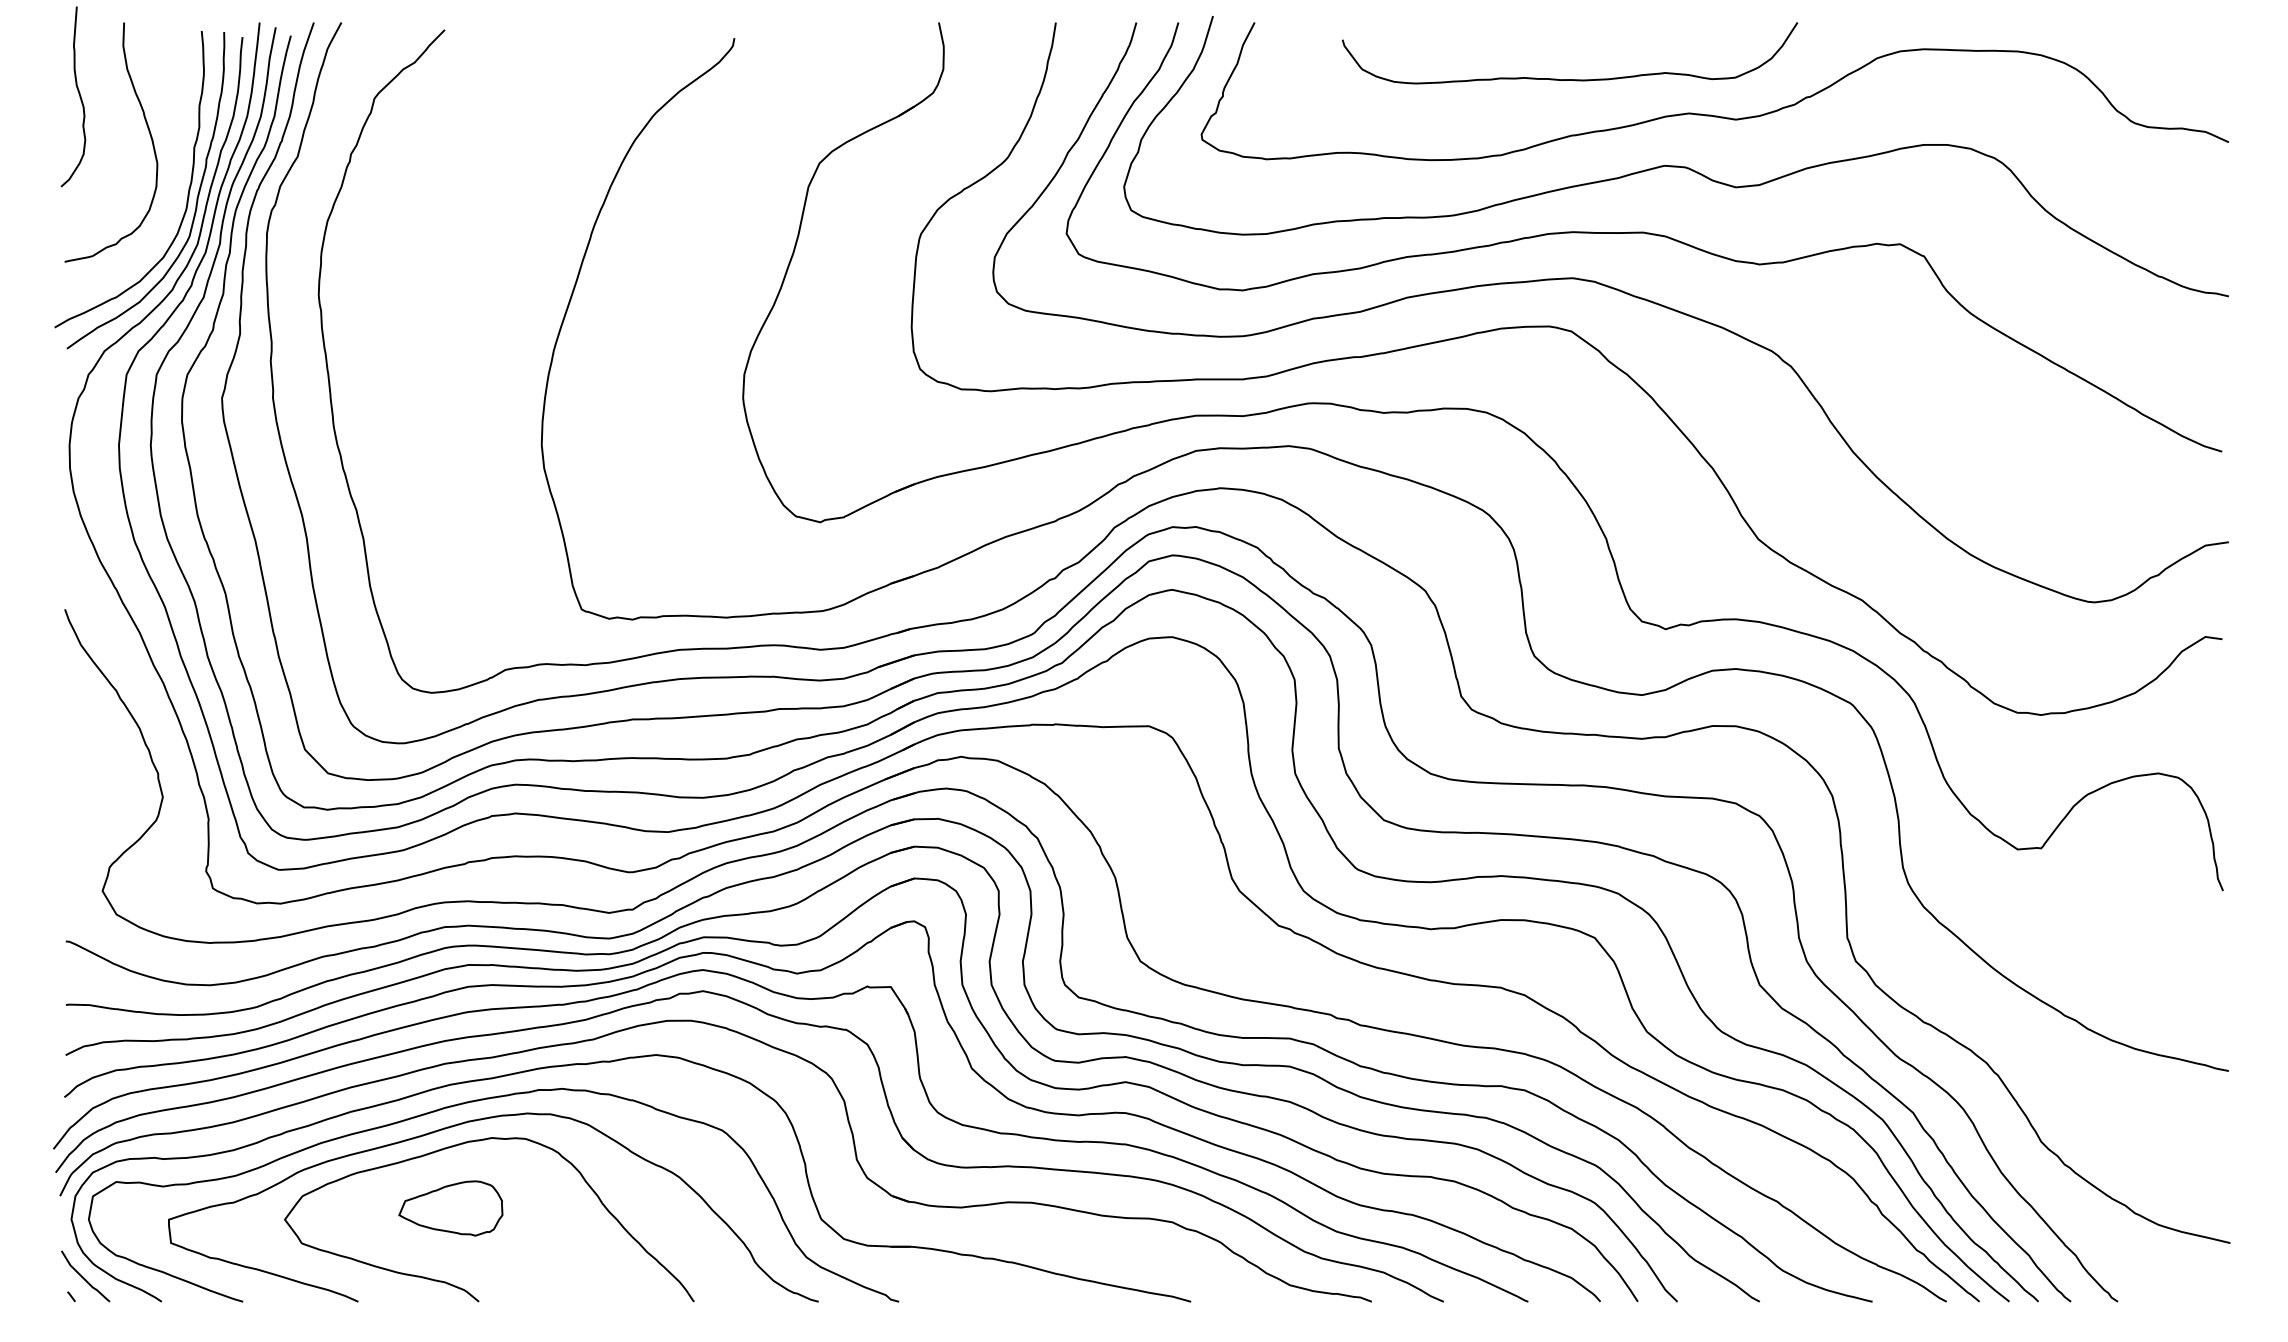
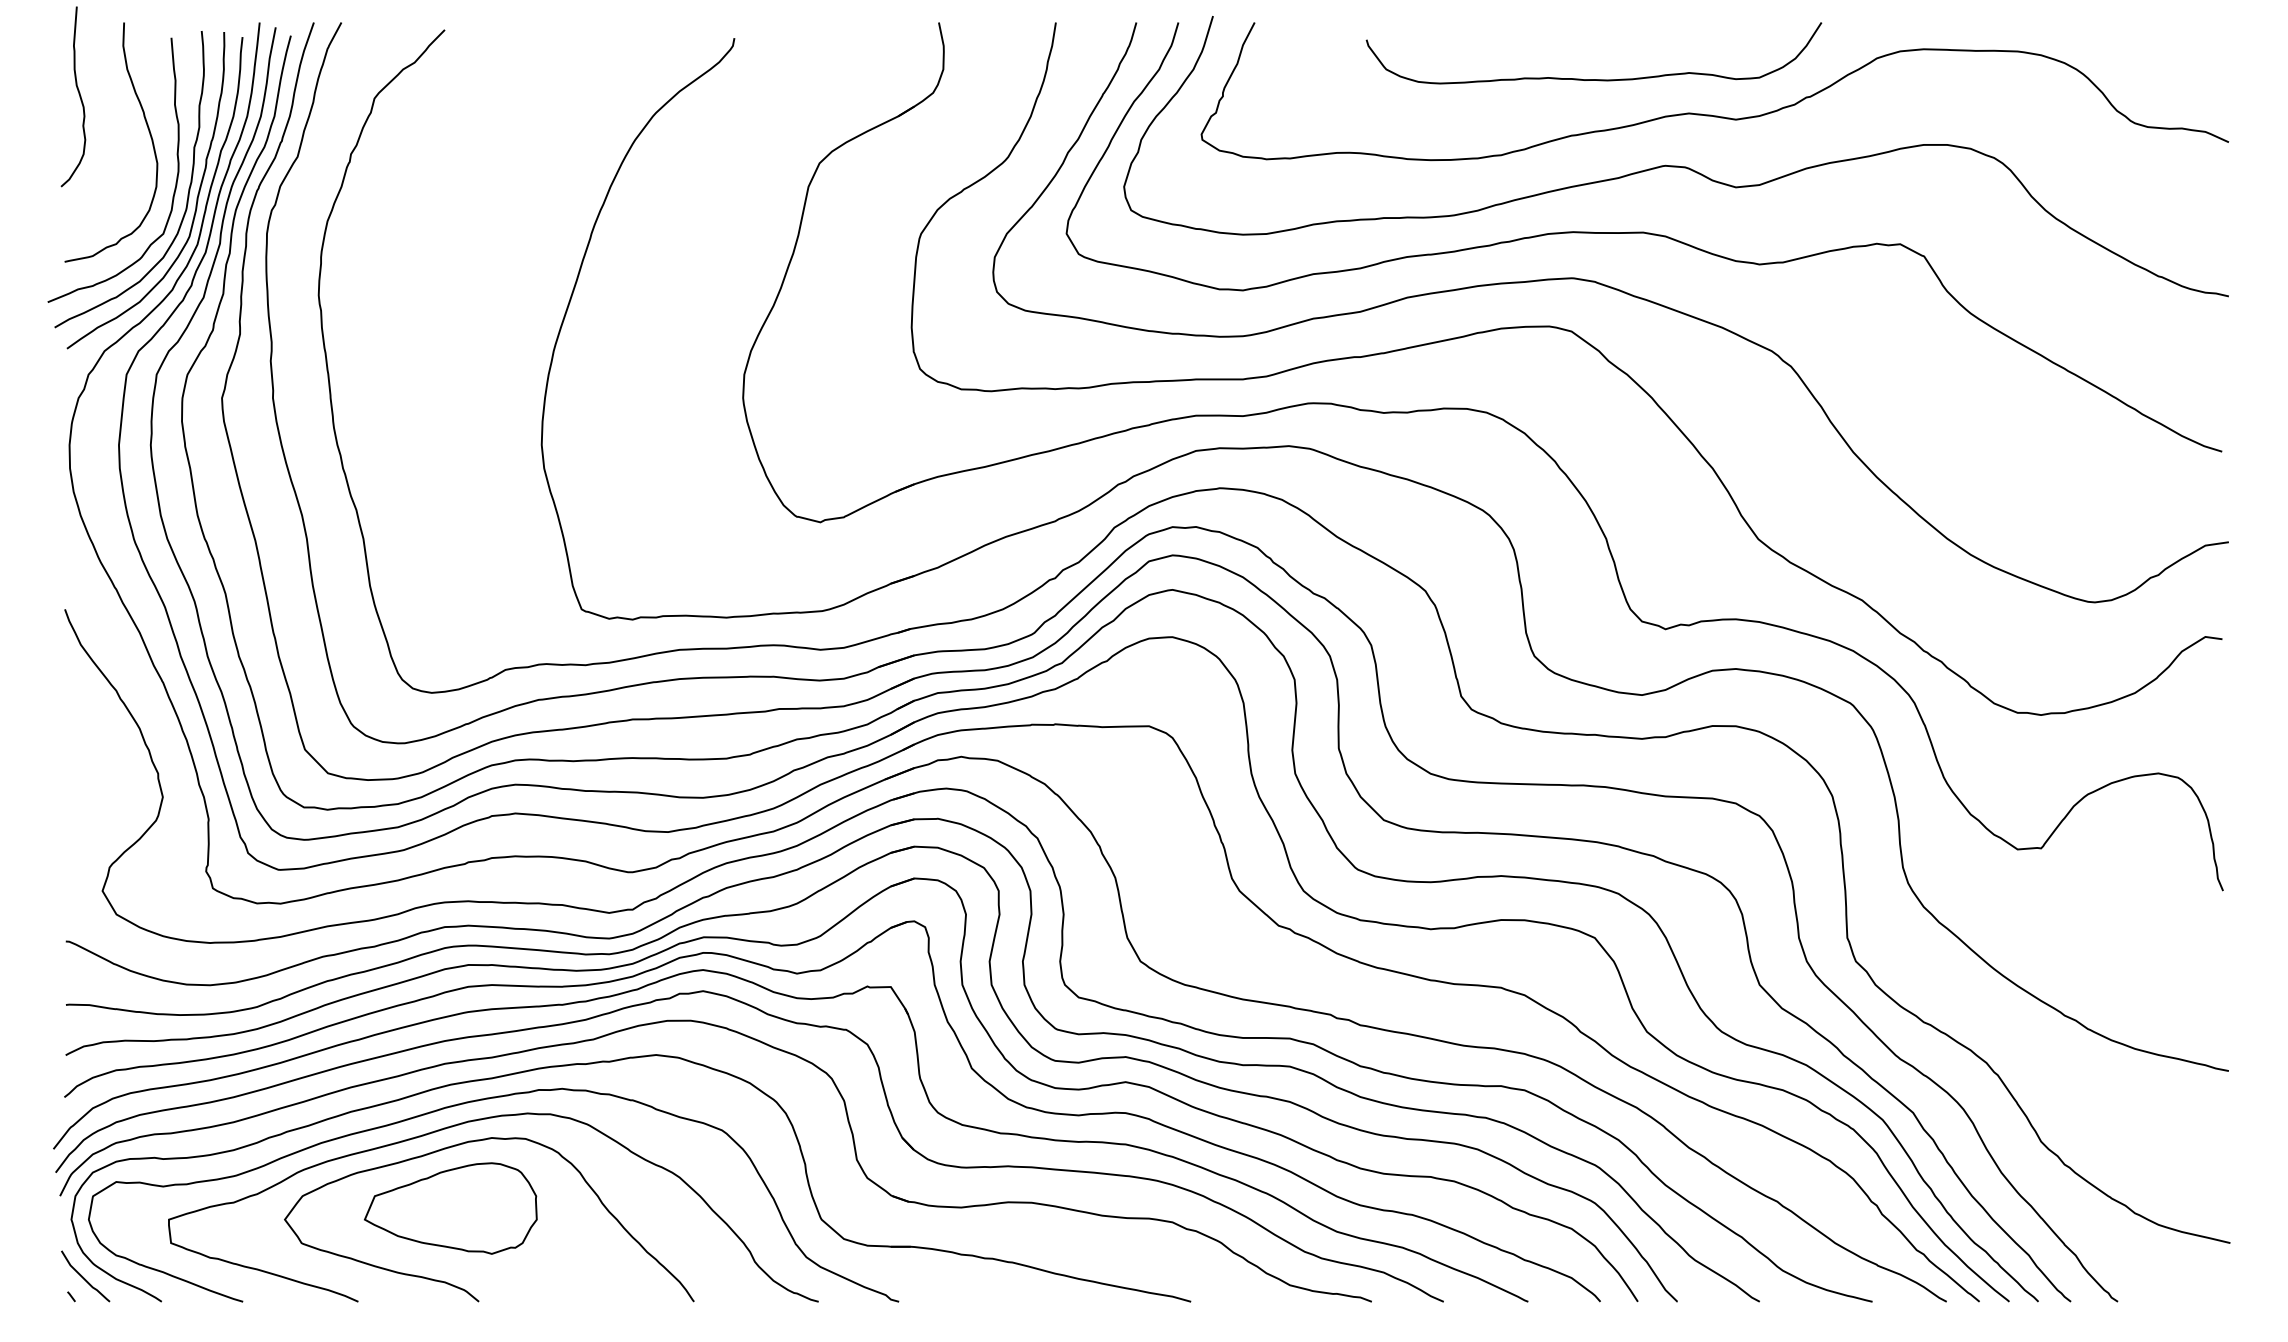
curve position: (1569, 79) -> (1593, 79) (1593, 79)
curve: none -> present (175, 182)
part size: 106x57 px -> 174x93 px (450, 1208)
